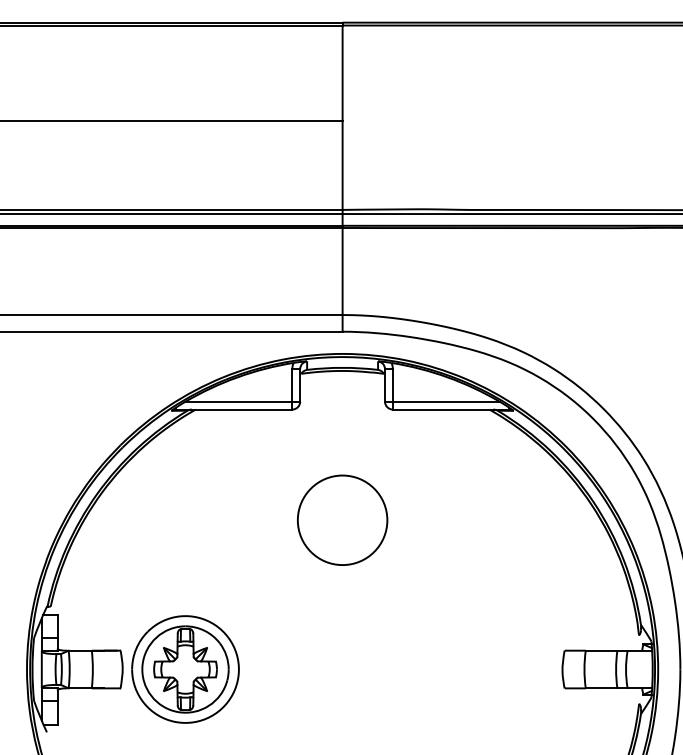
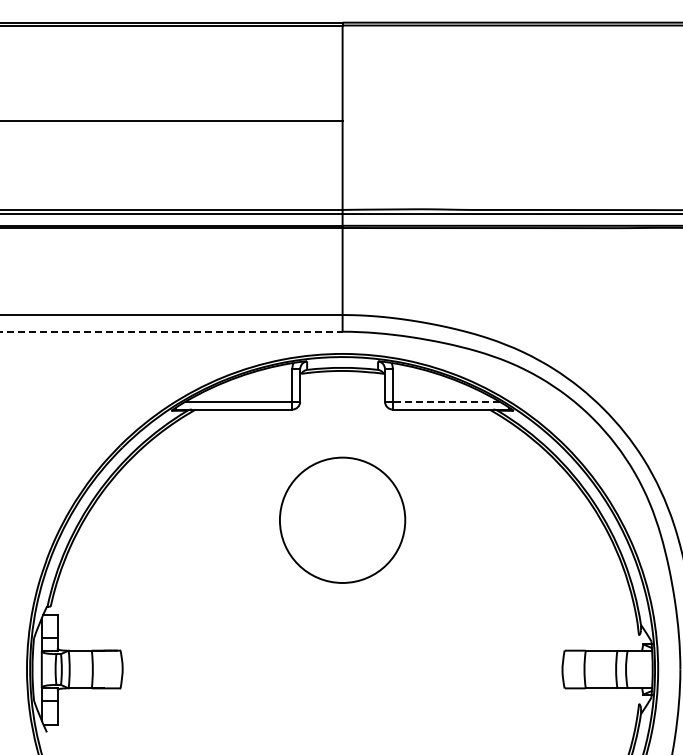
line: solid -> dashed (171, 331)
line: solid -> dashed (445, 401)
circle diameter: 90 px -> 125 px (342, 519)
part: present -> none (185, 669)
